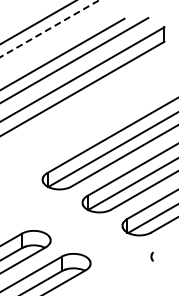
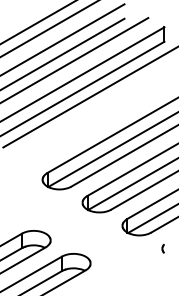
line: dashed -> solid (49, 28)
line: none -> present (63, 39)
line: none -> present (89, 97)
curve position: (151, 256) -> (162, 248) (162, 248)
